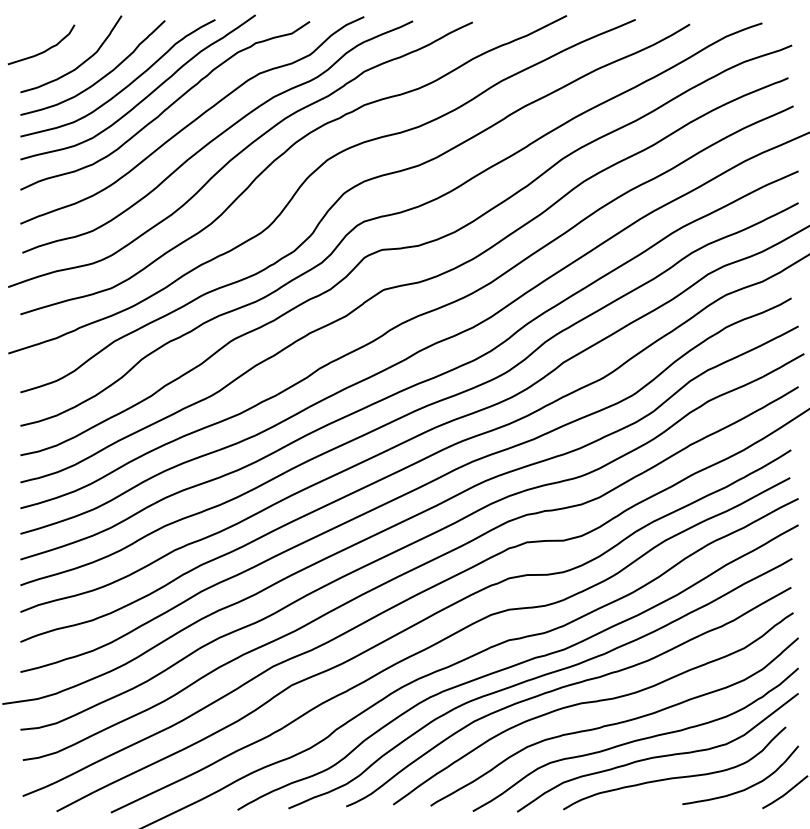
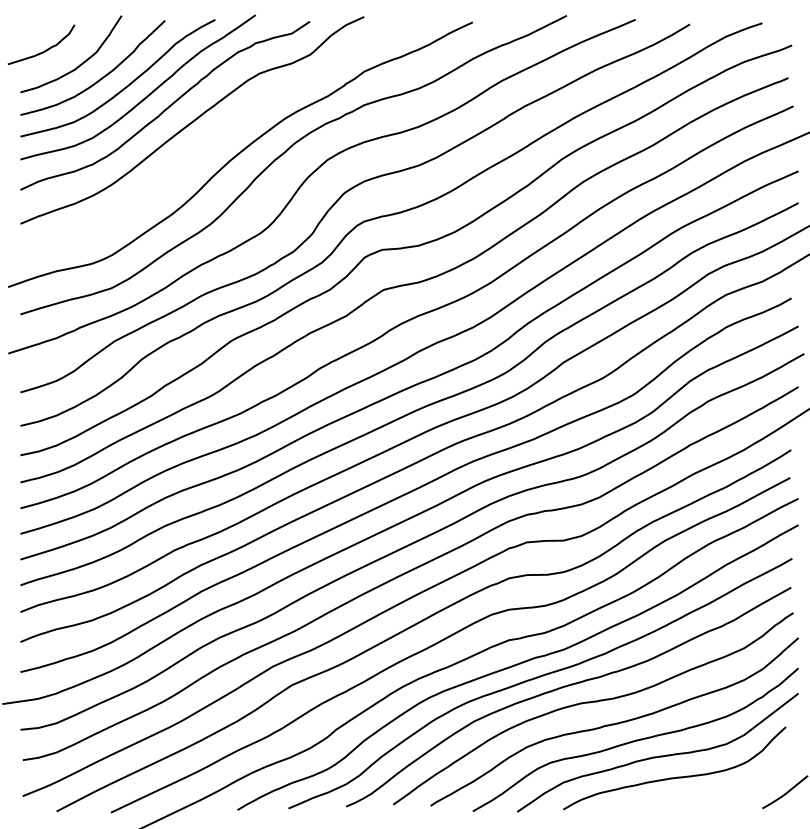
curve: present -> none (217, 136)
curve: present -> none (747, 787)
